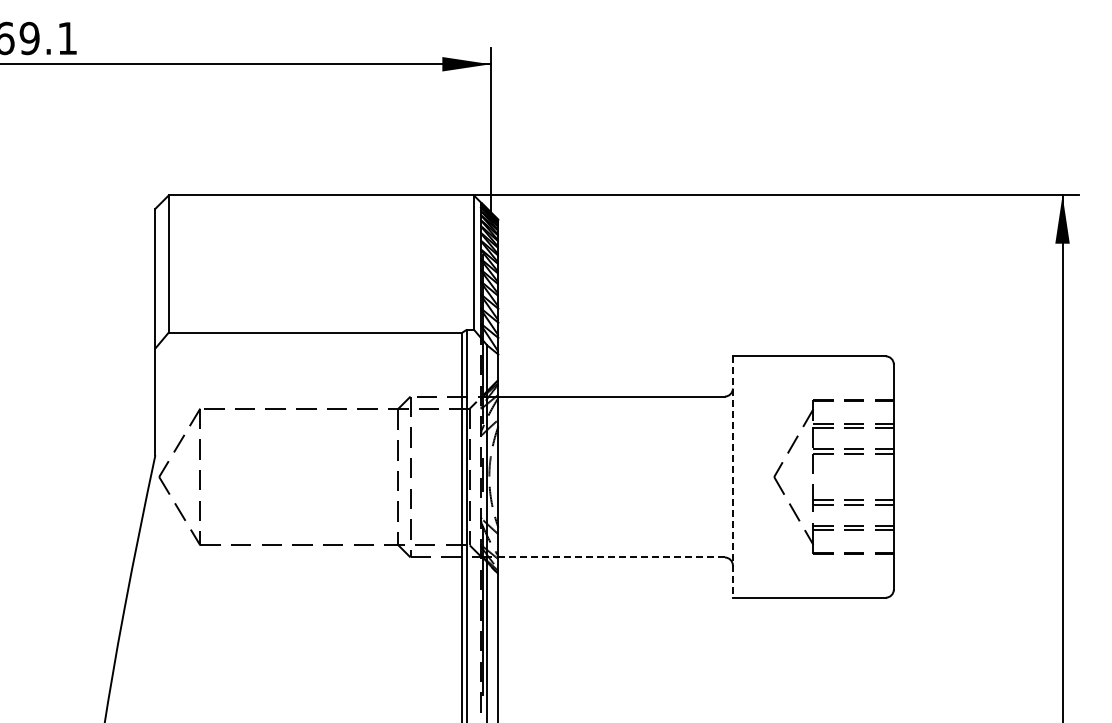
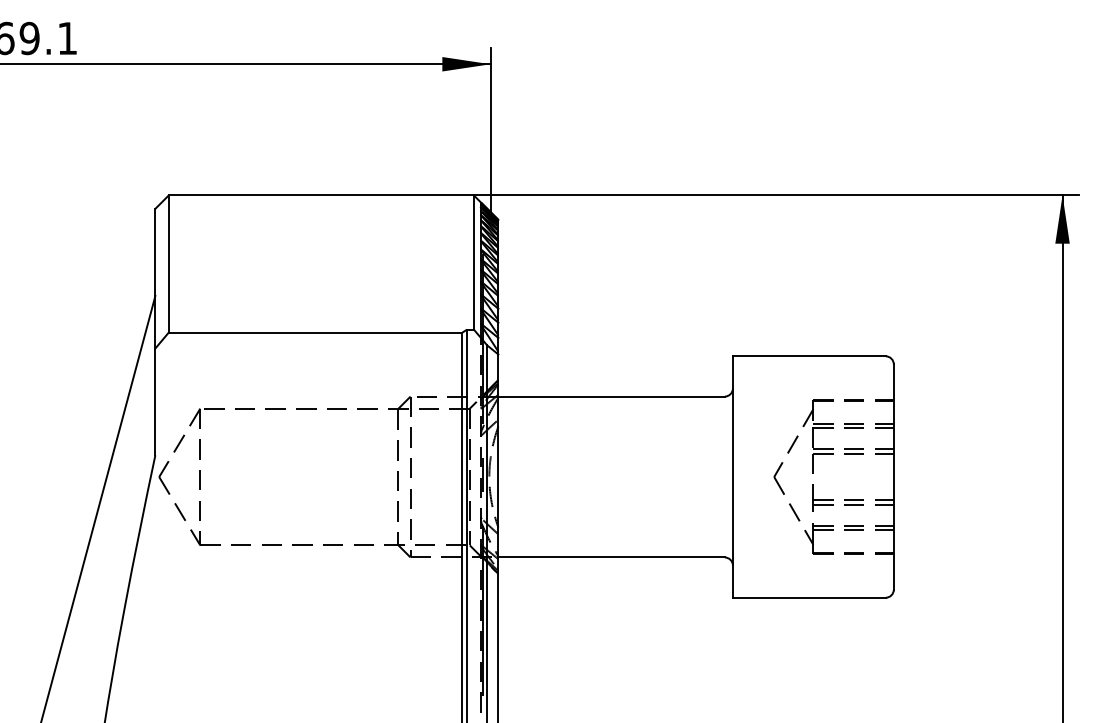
line: dashed -> solid (732, 477)
line: none -> present (98, 507)
line: dashed -> solid (612, 557)
